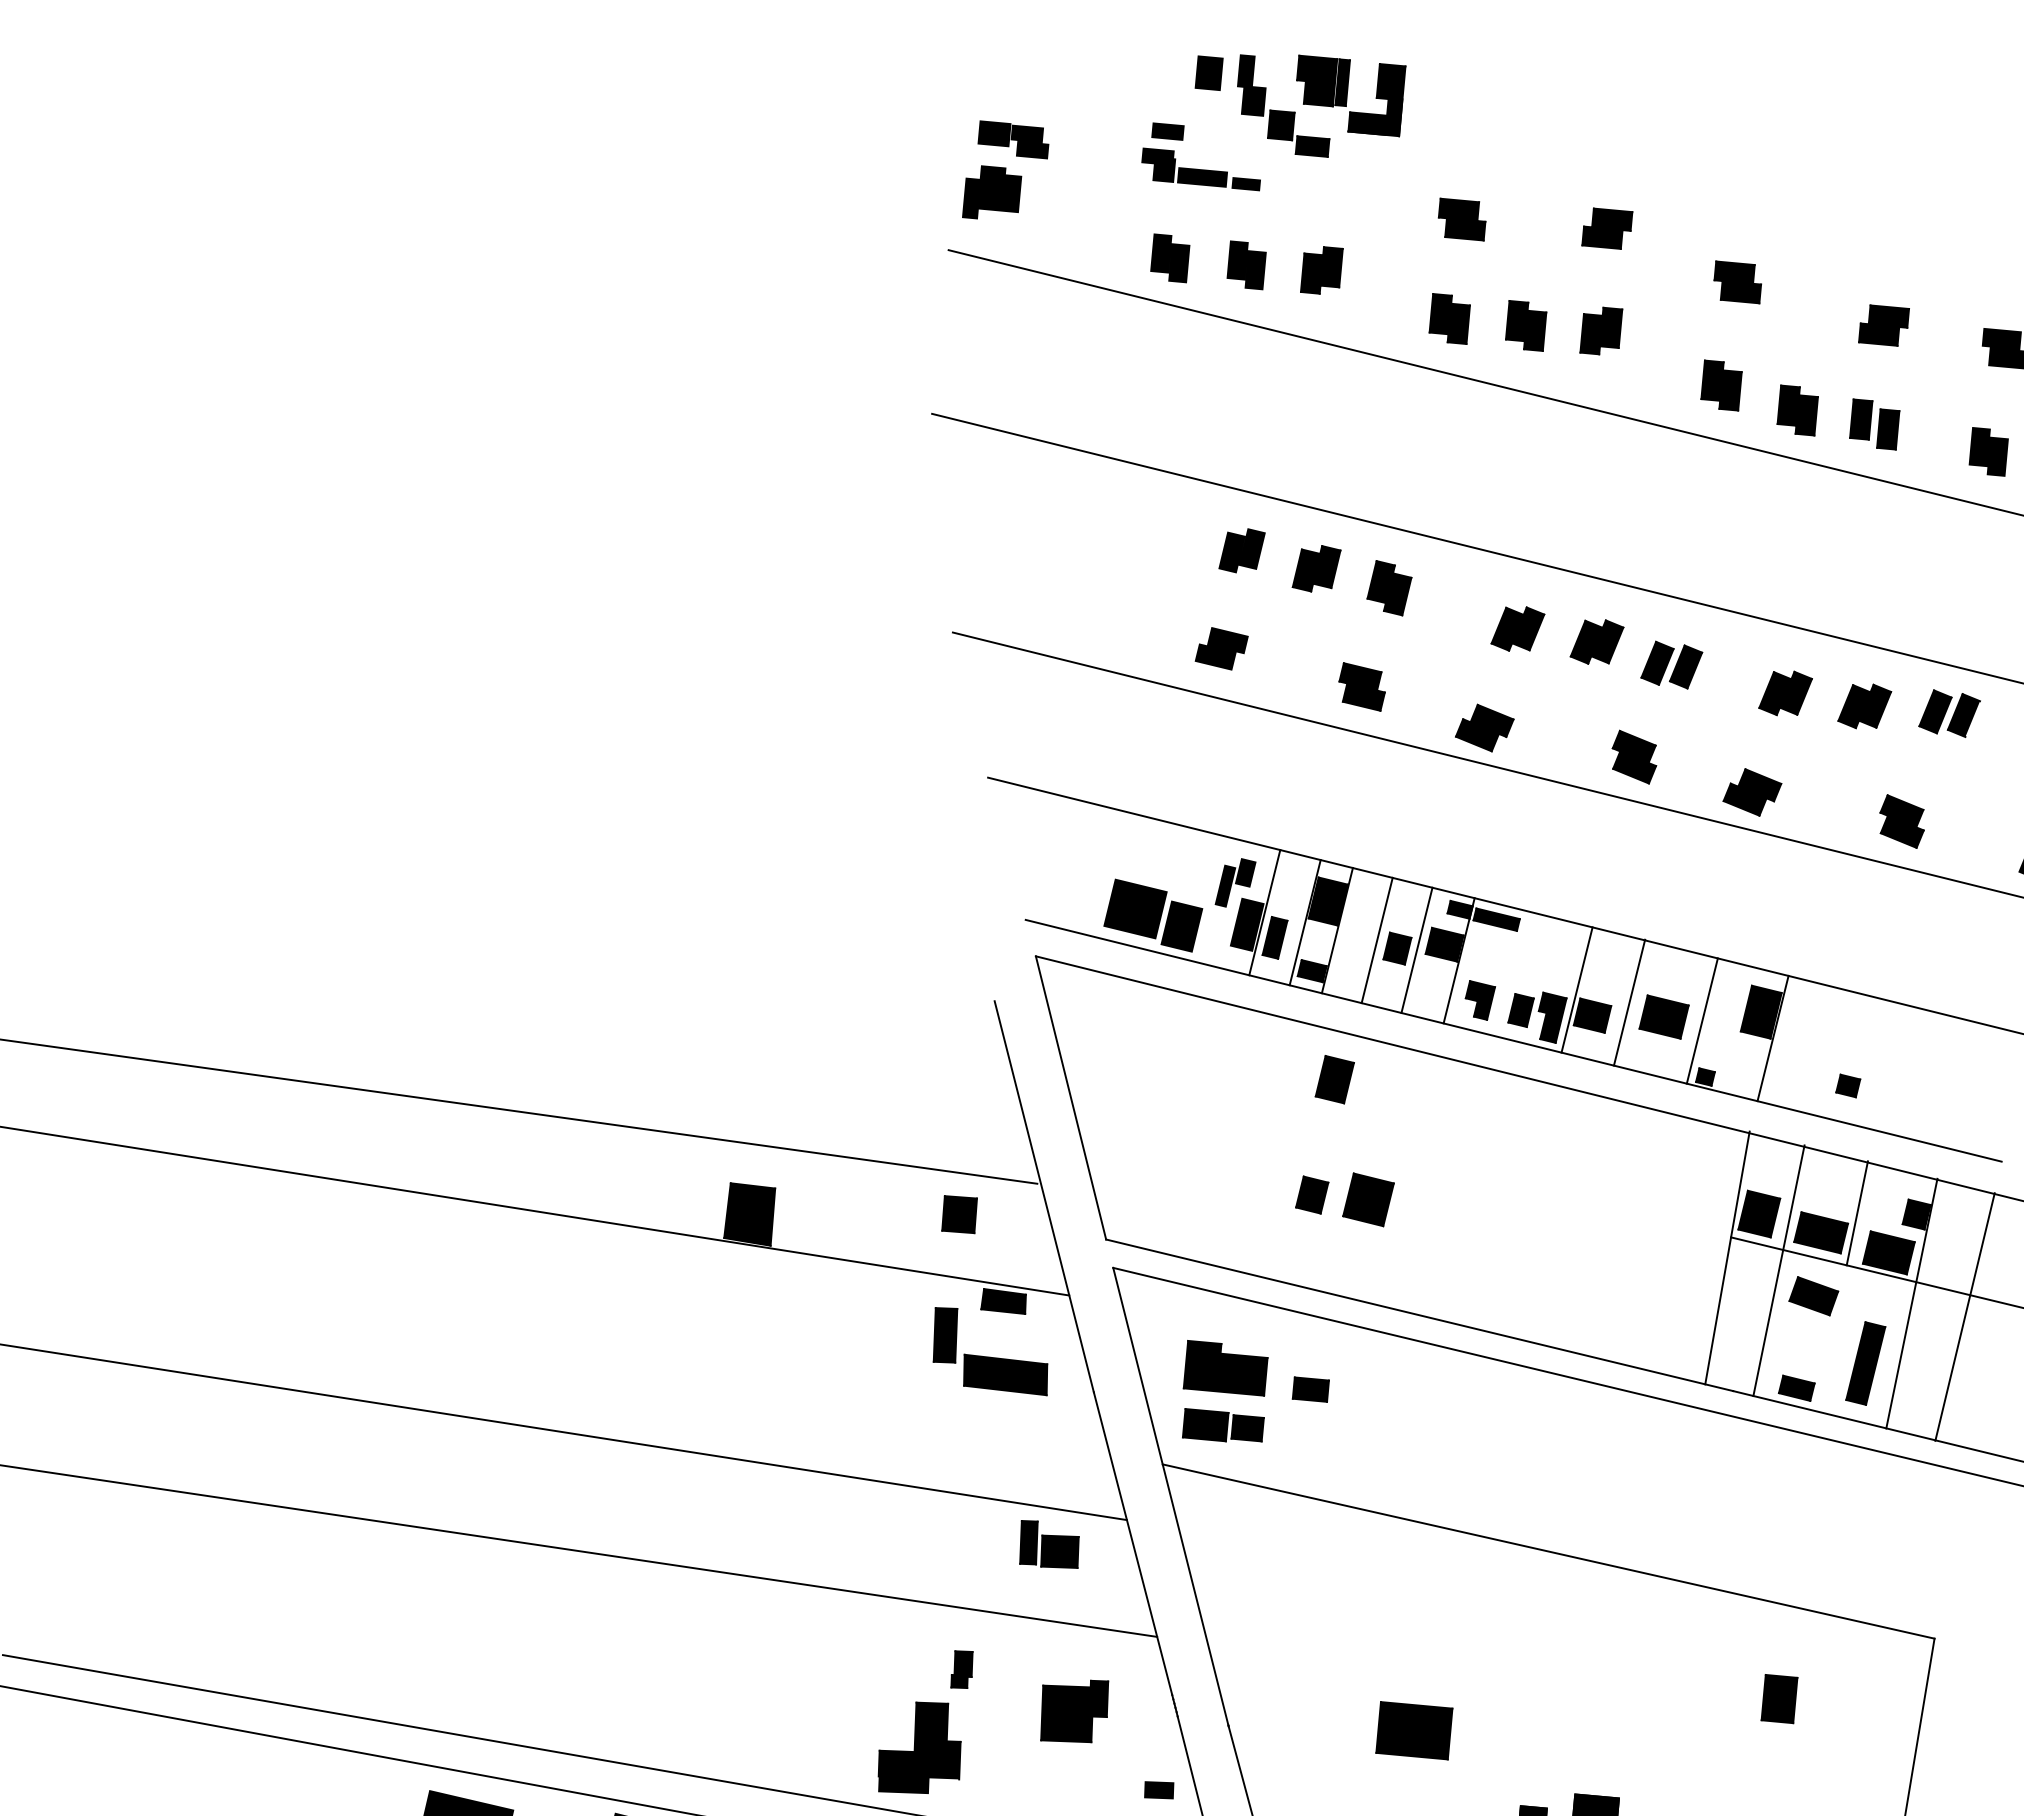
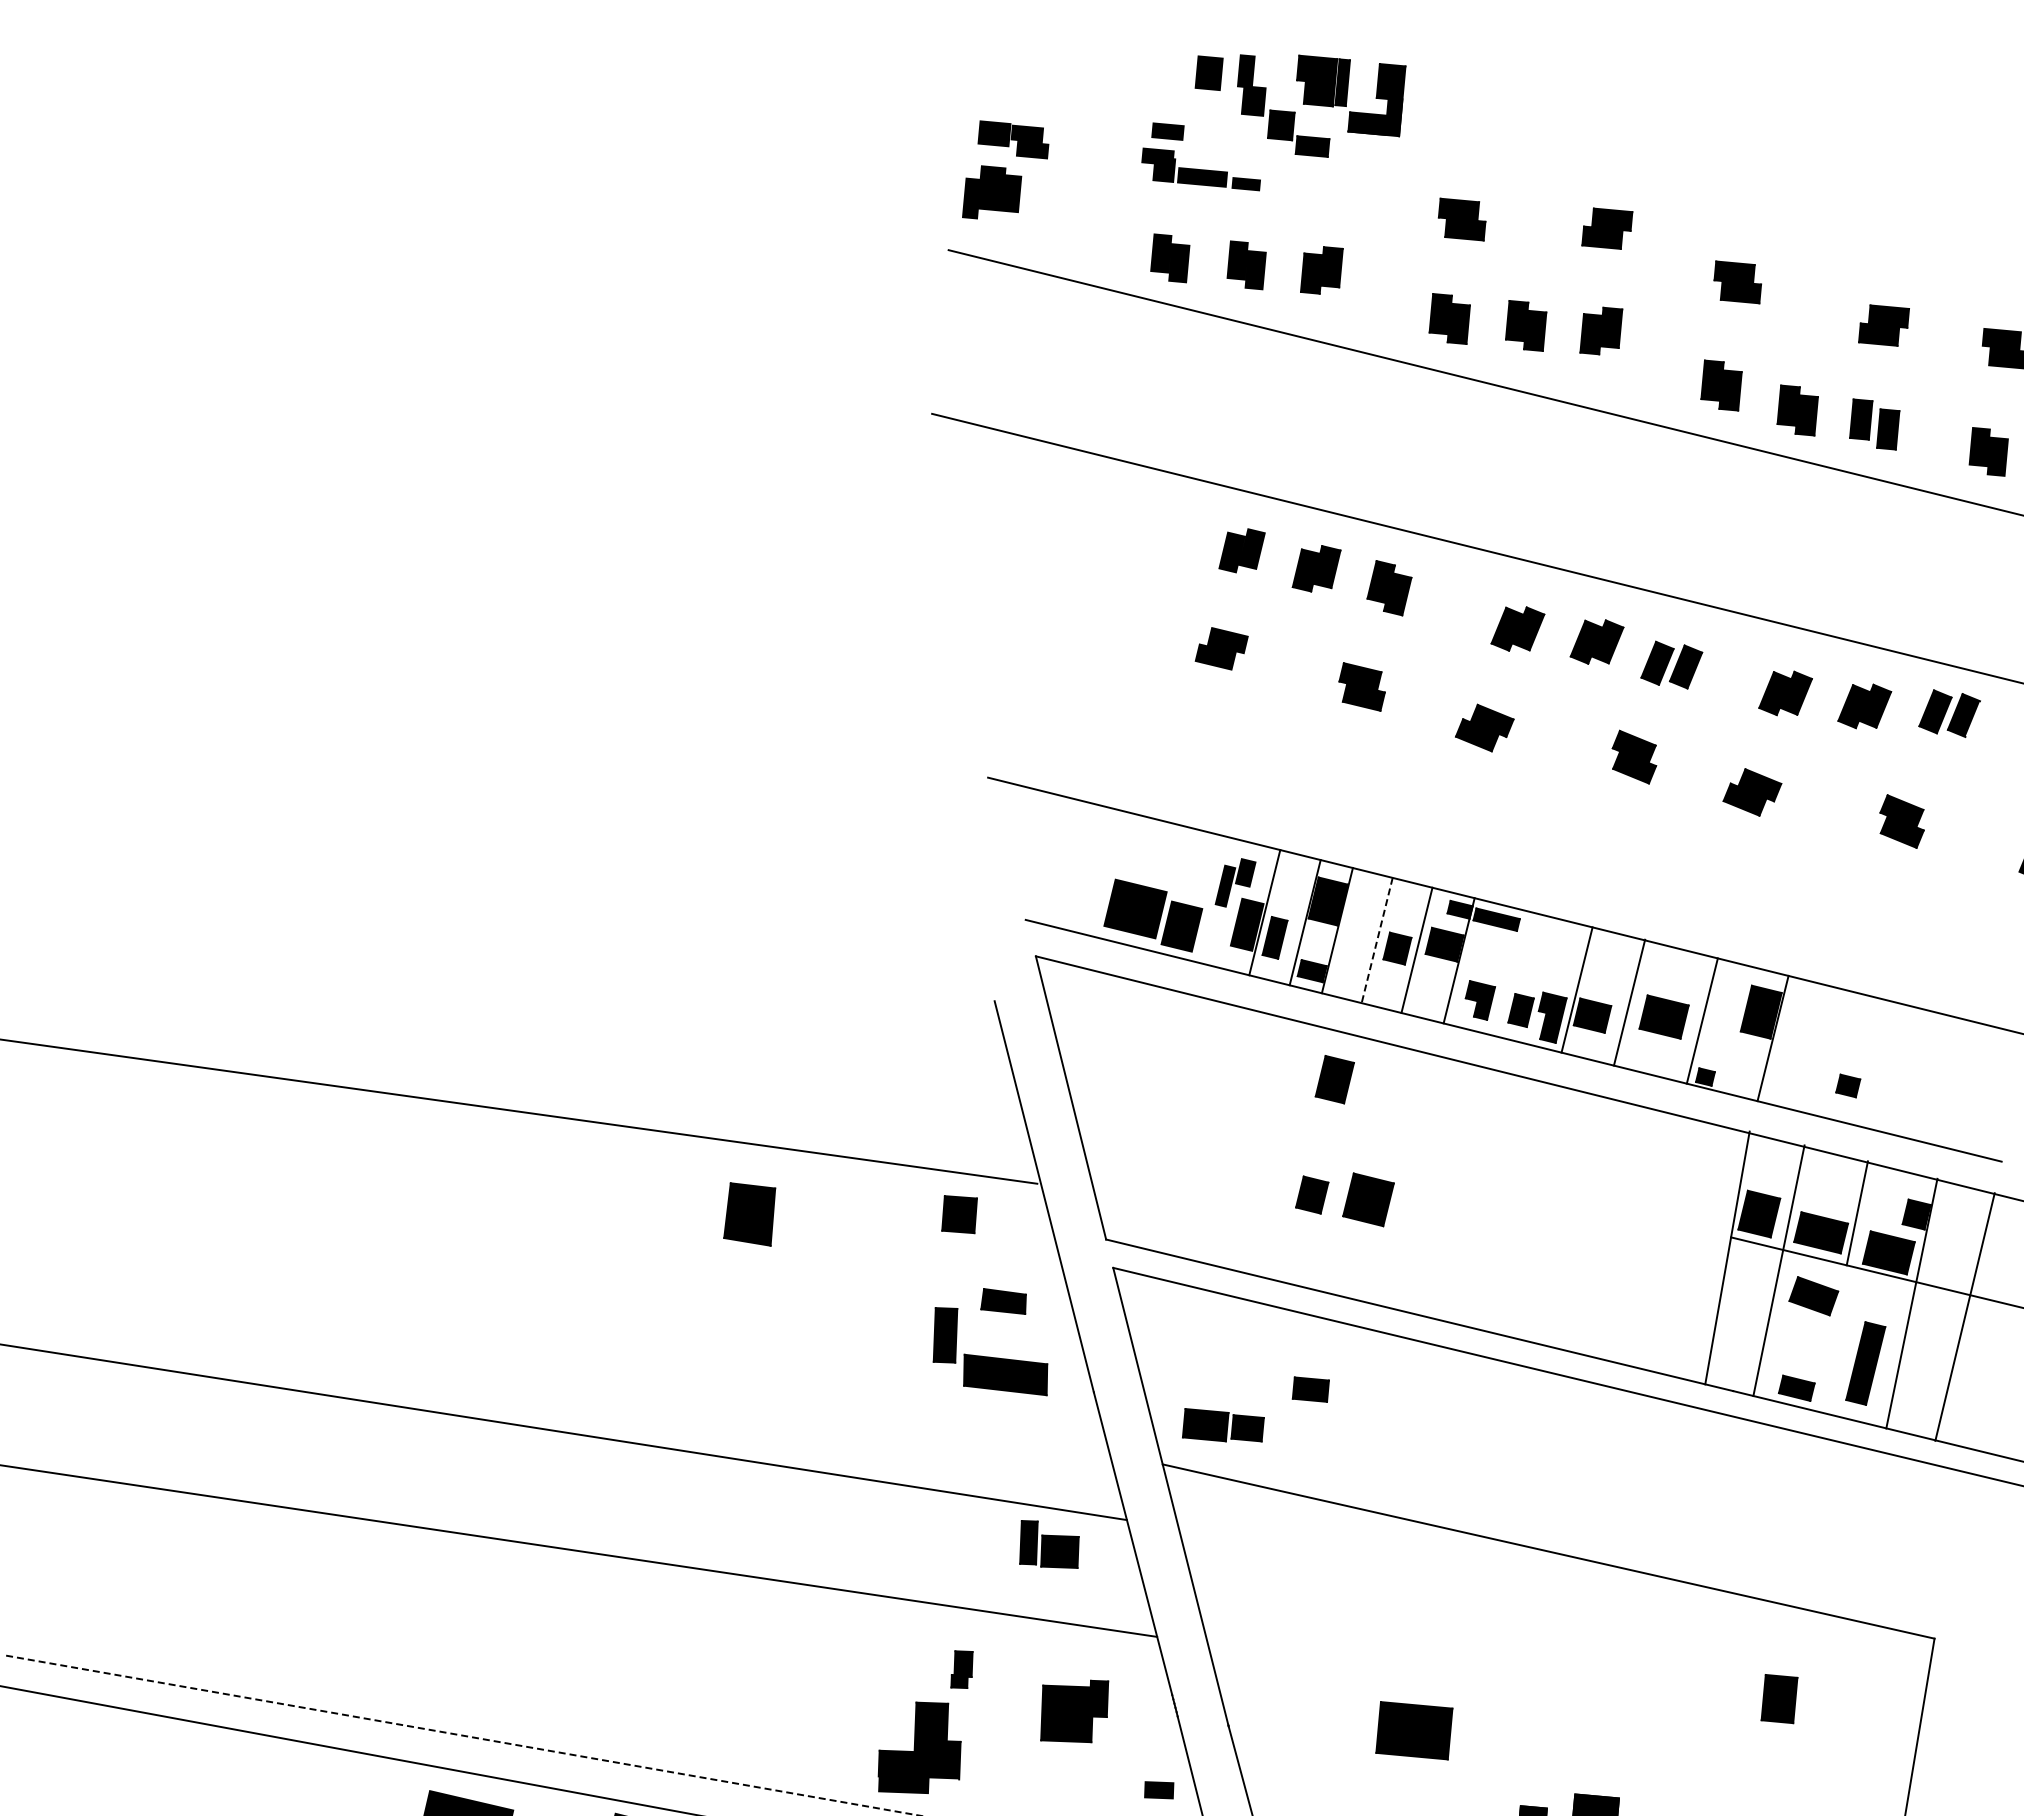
line: present -> none (1486, 764)
line: solid -> dashed (1377, 940)
line: present -> none (535, 1211)
part: present -> none (1225, 1368)
line: solid -> dashed (461, 1735)
